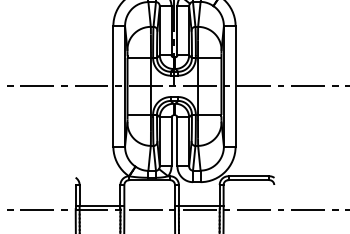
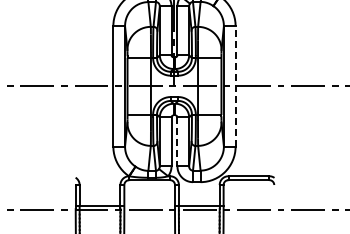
line: solid -> dashed (235, 85)
line: solid -> dashed (177, 142)
